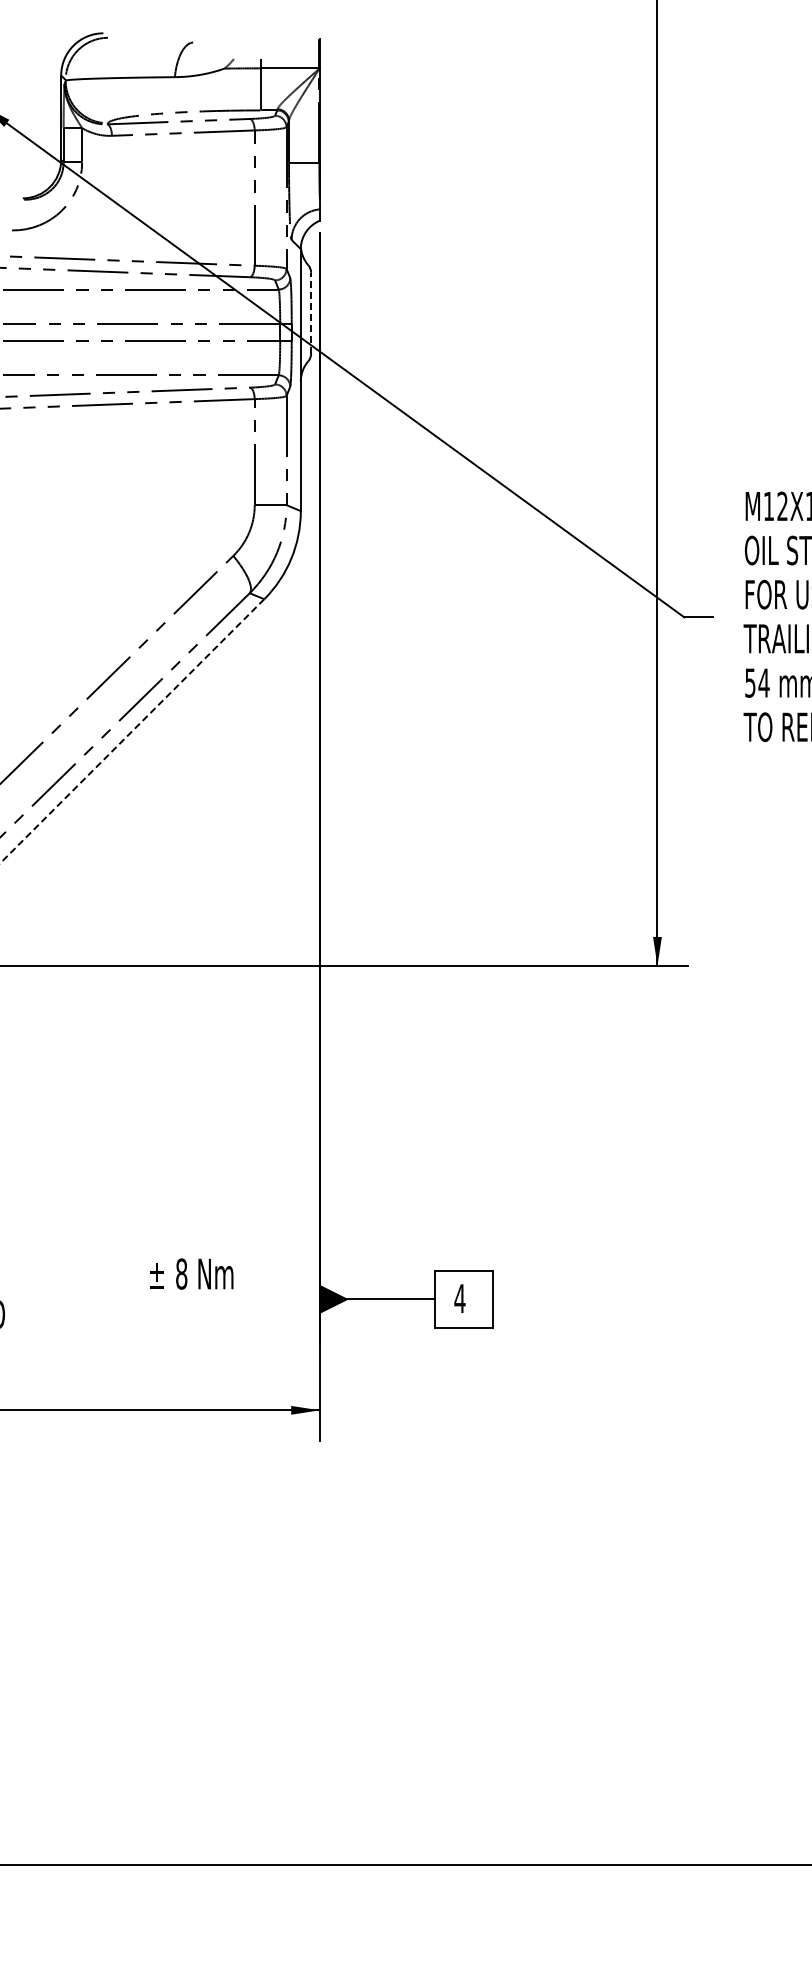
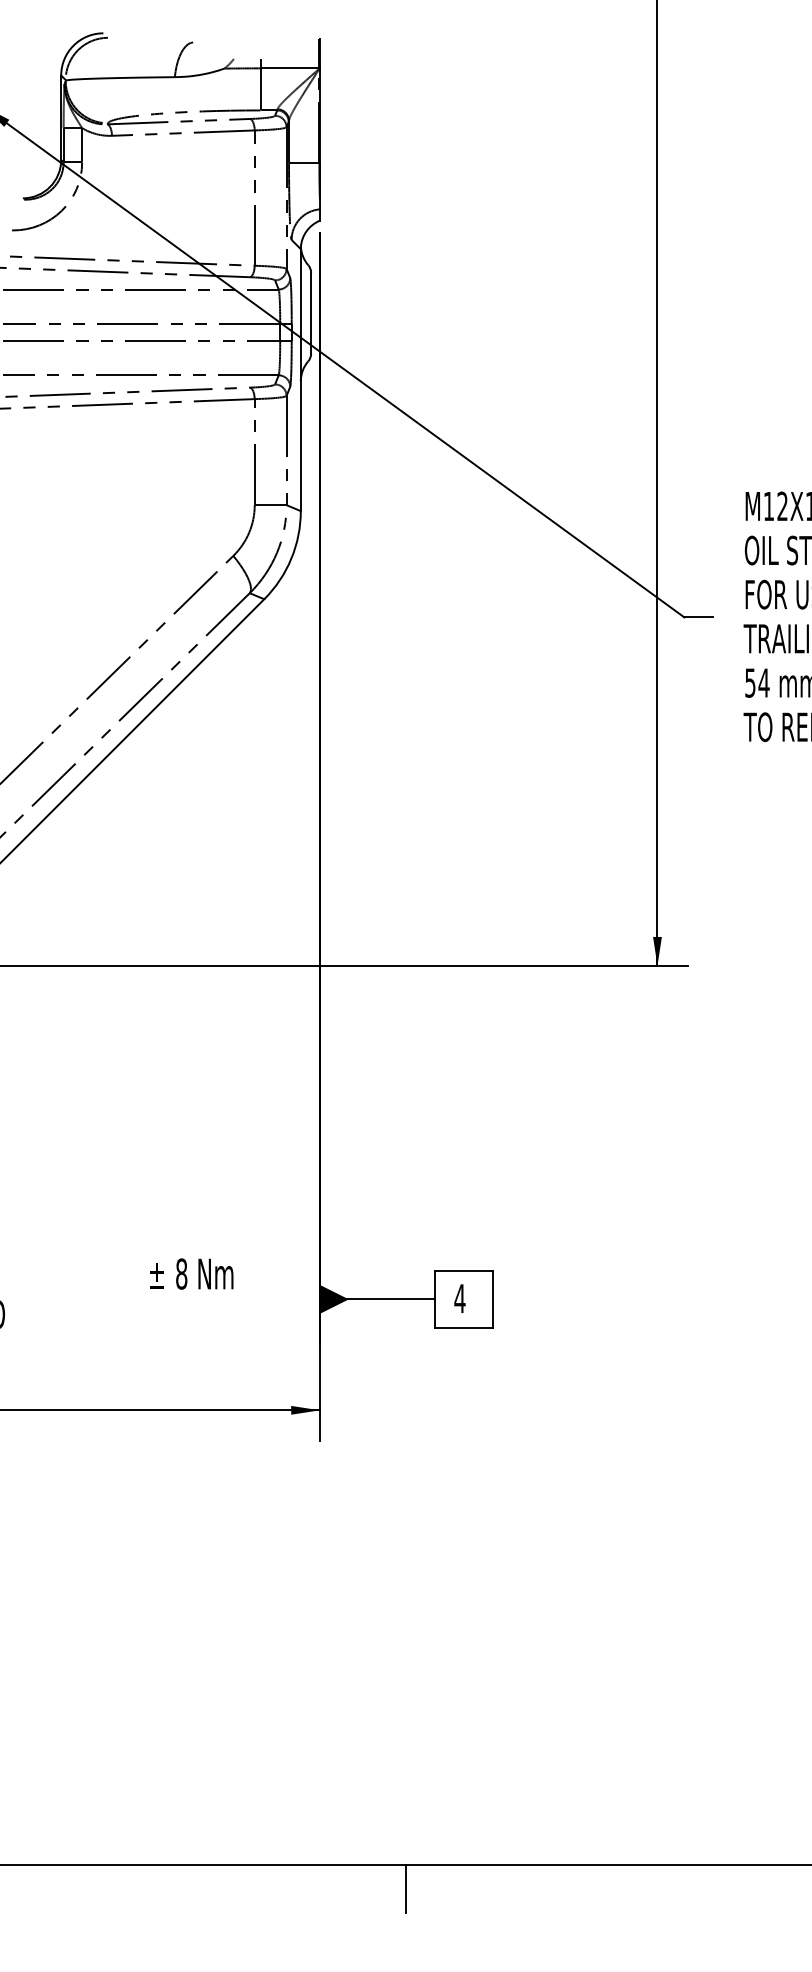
line: dashed -> solid (311, 312)
line: dashed -> solid (132, 731)
line: none -> present (405, 1888)
